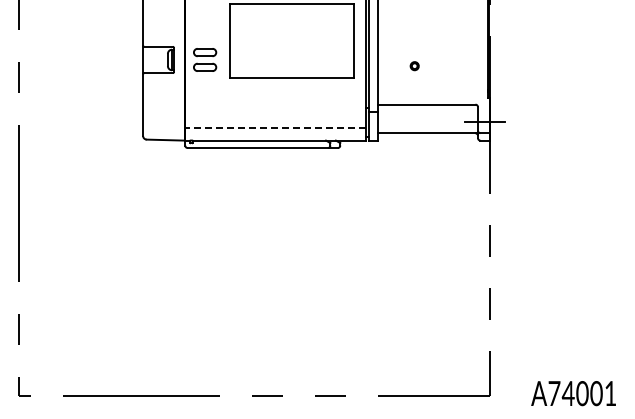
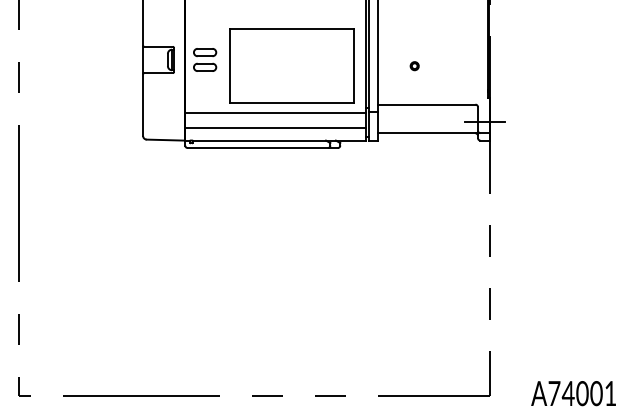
part position: (291, 40) -> (291, 65) (291, 65)
line: none -> present (275, 113)
line: dashed -> solid (275, 128)
